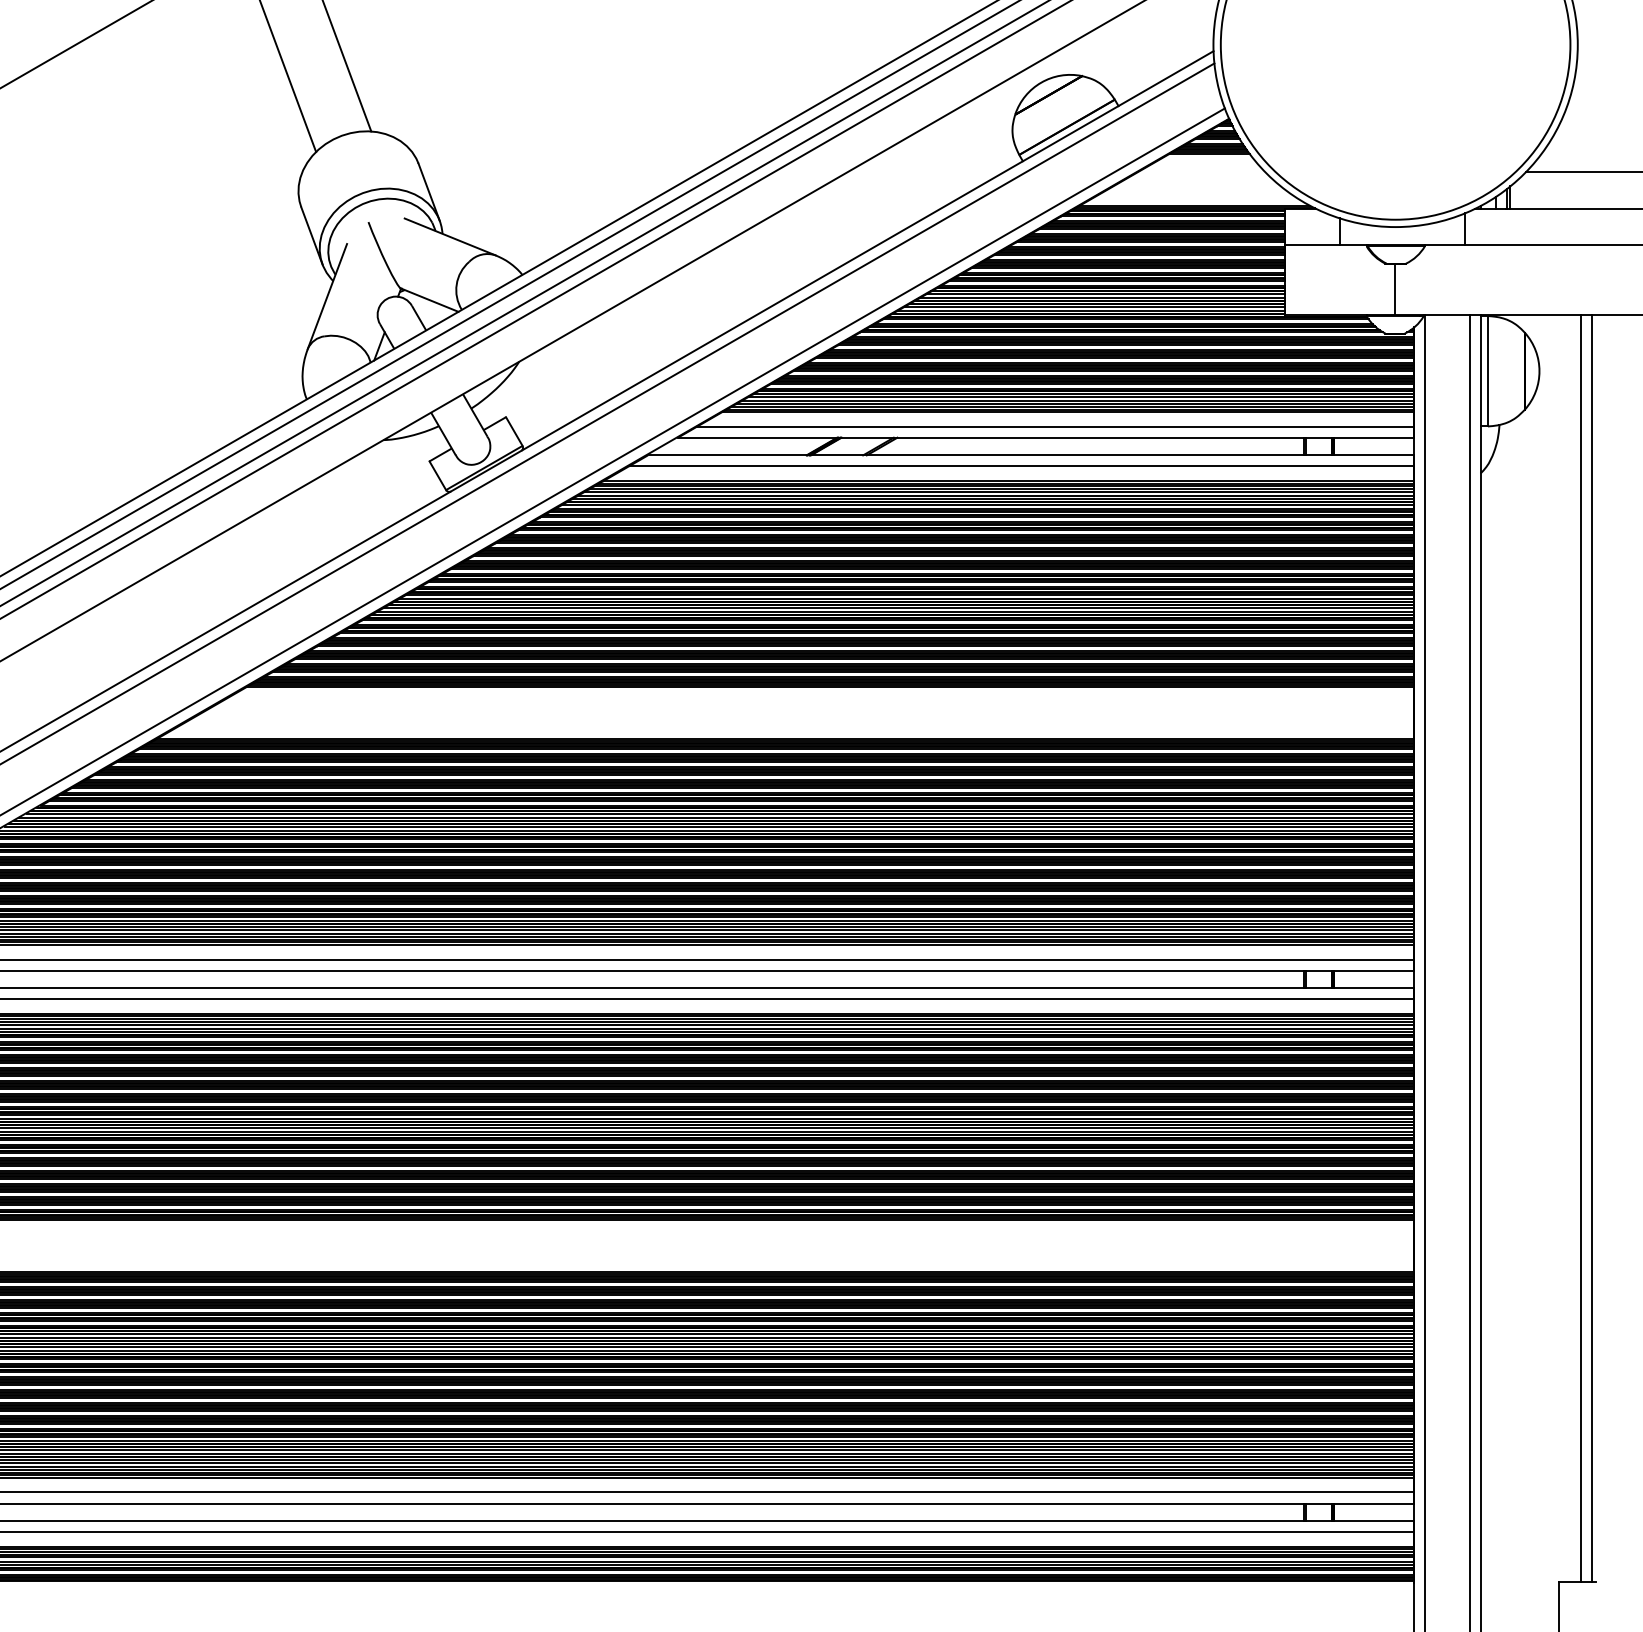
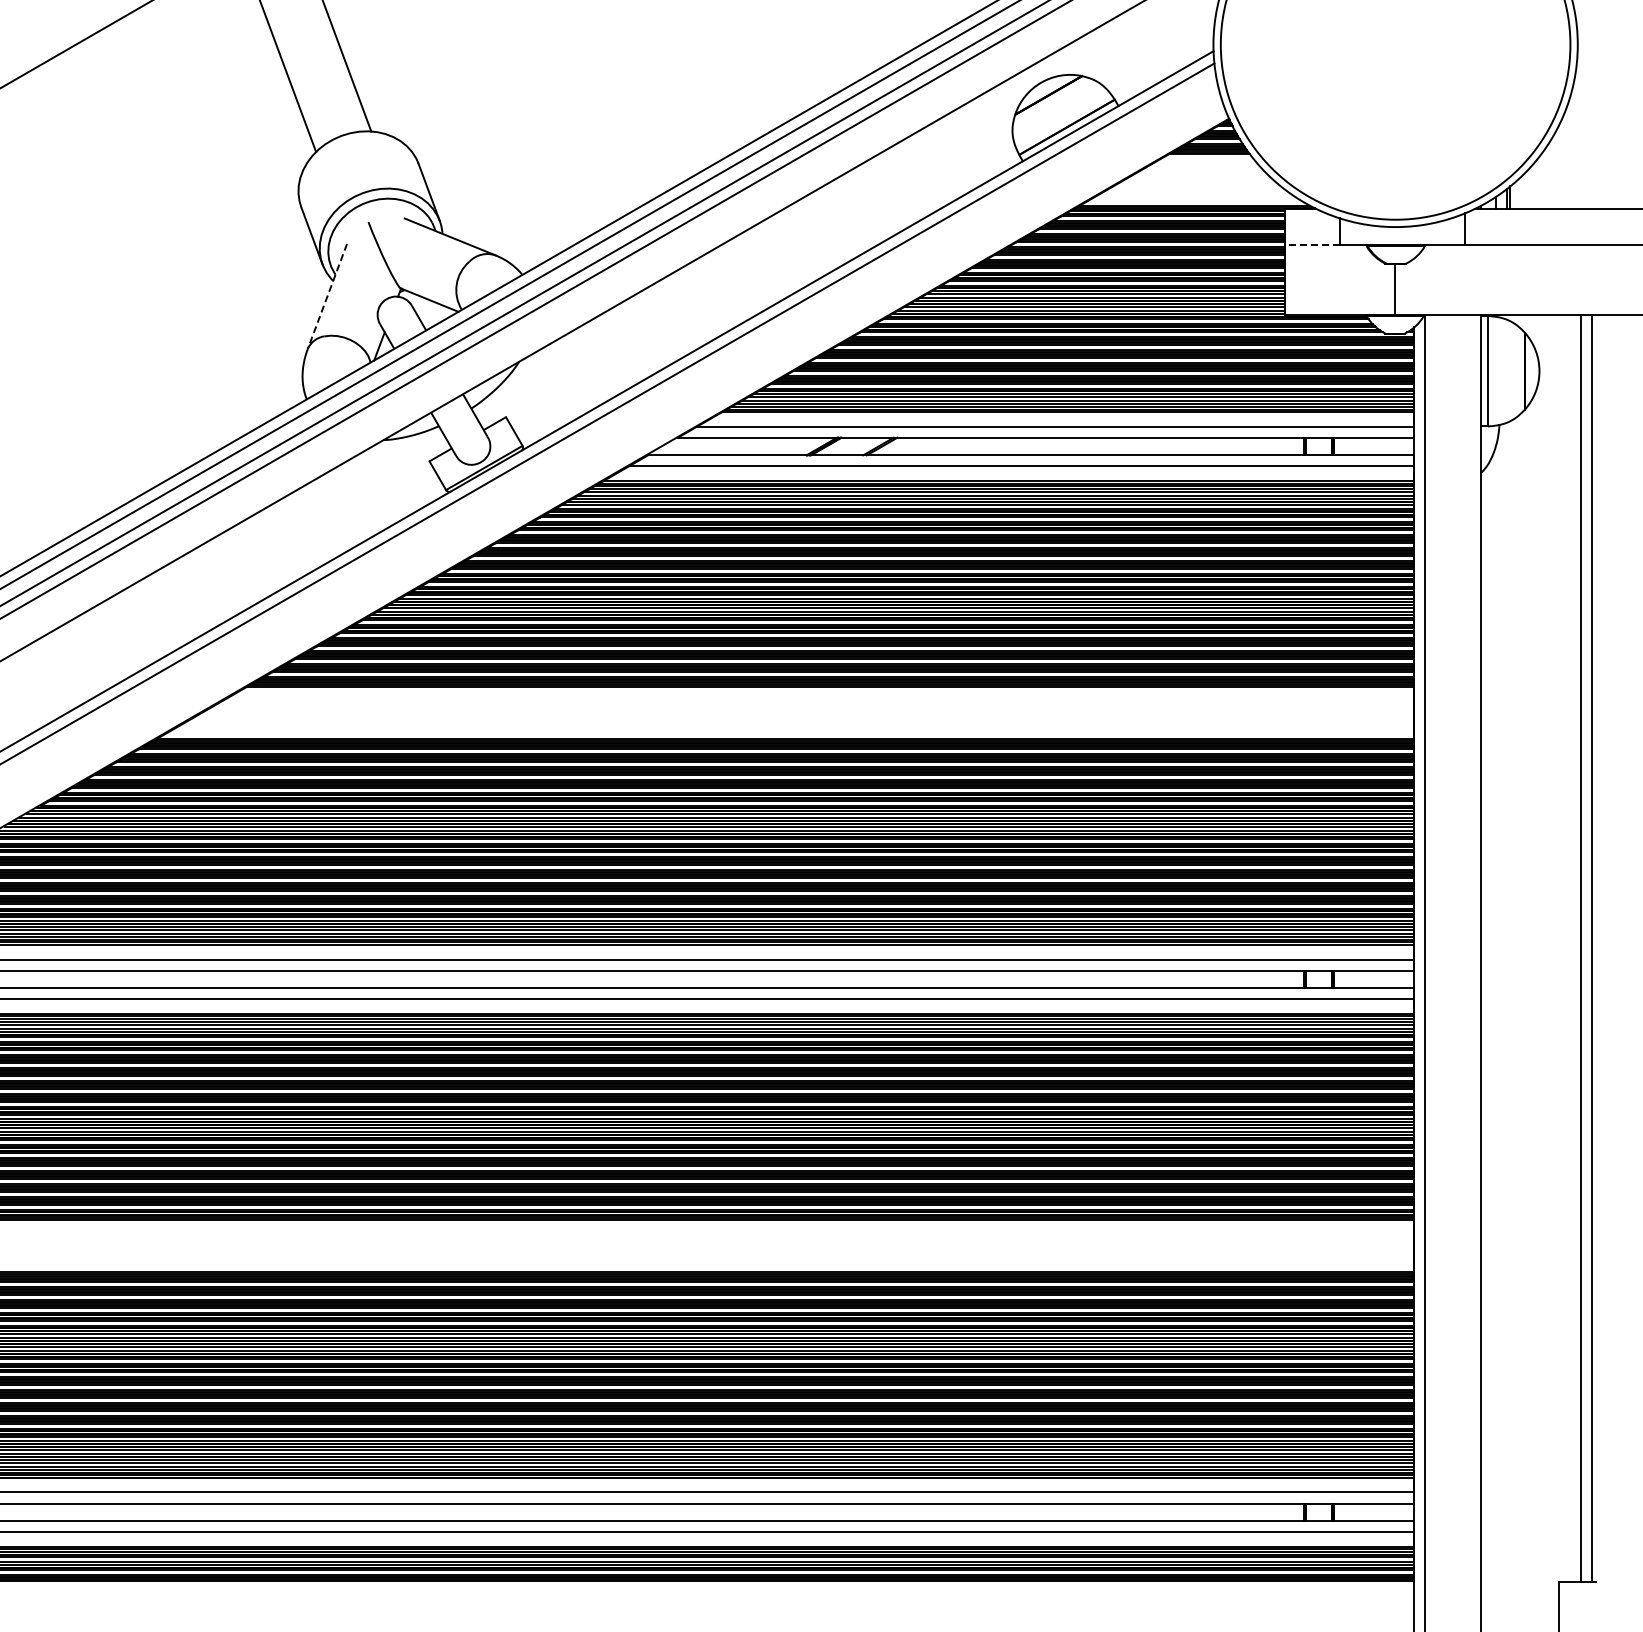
line: present -> none (1582, 171)
line: solid -> dashed (1312, 245)
line: solid -> dashed (327, 297)
line: present -> none (613, 461)
line: present -> none (1469, 971)
